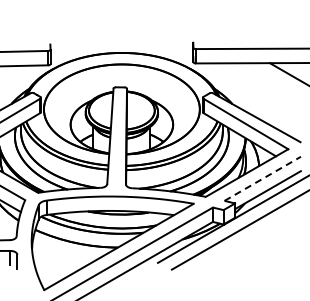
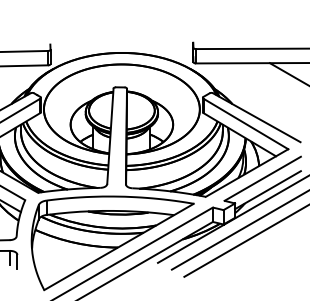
line: dashed -> solid (263, 178)
line: none -> present (245, 241)
